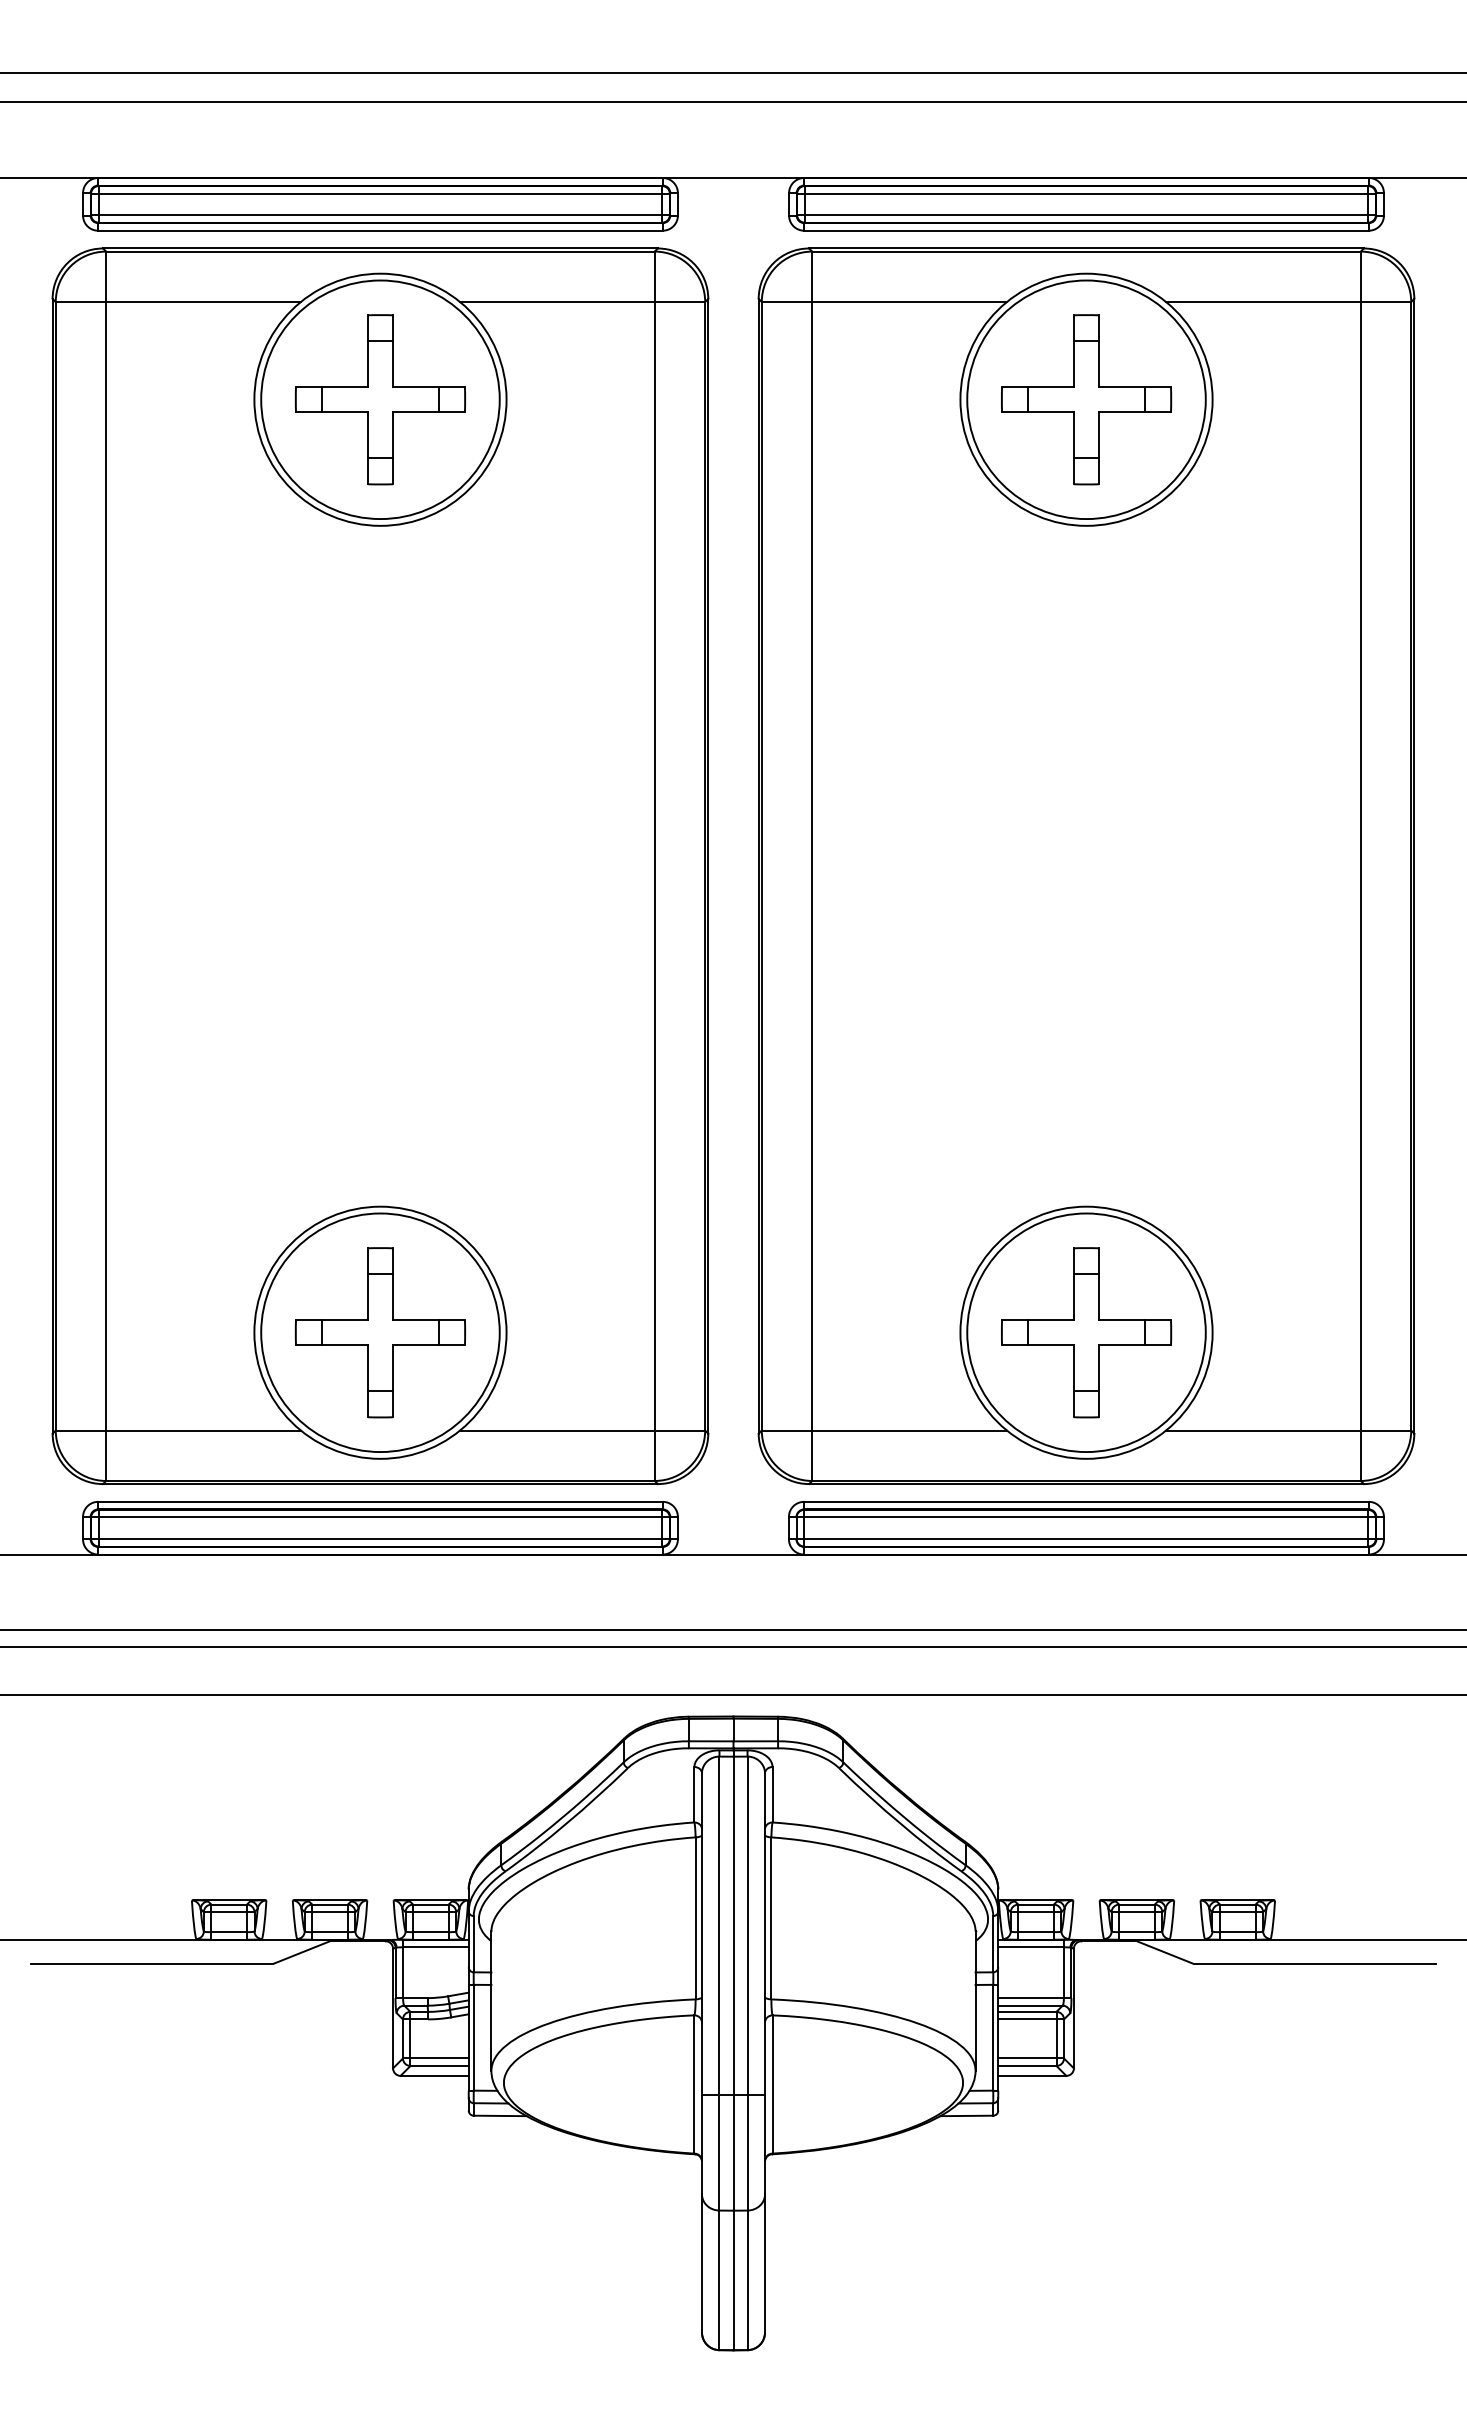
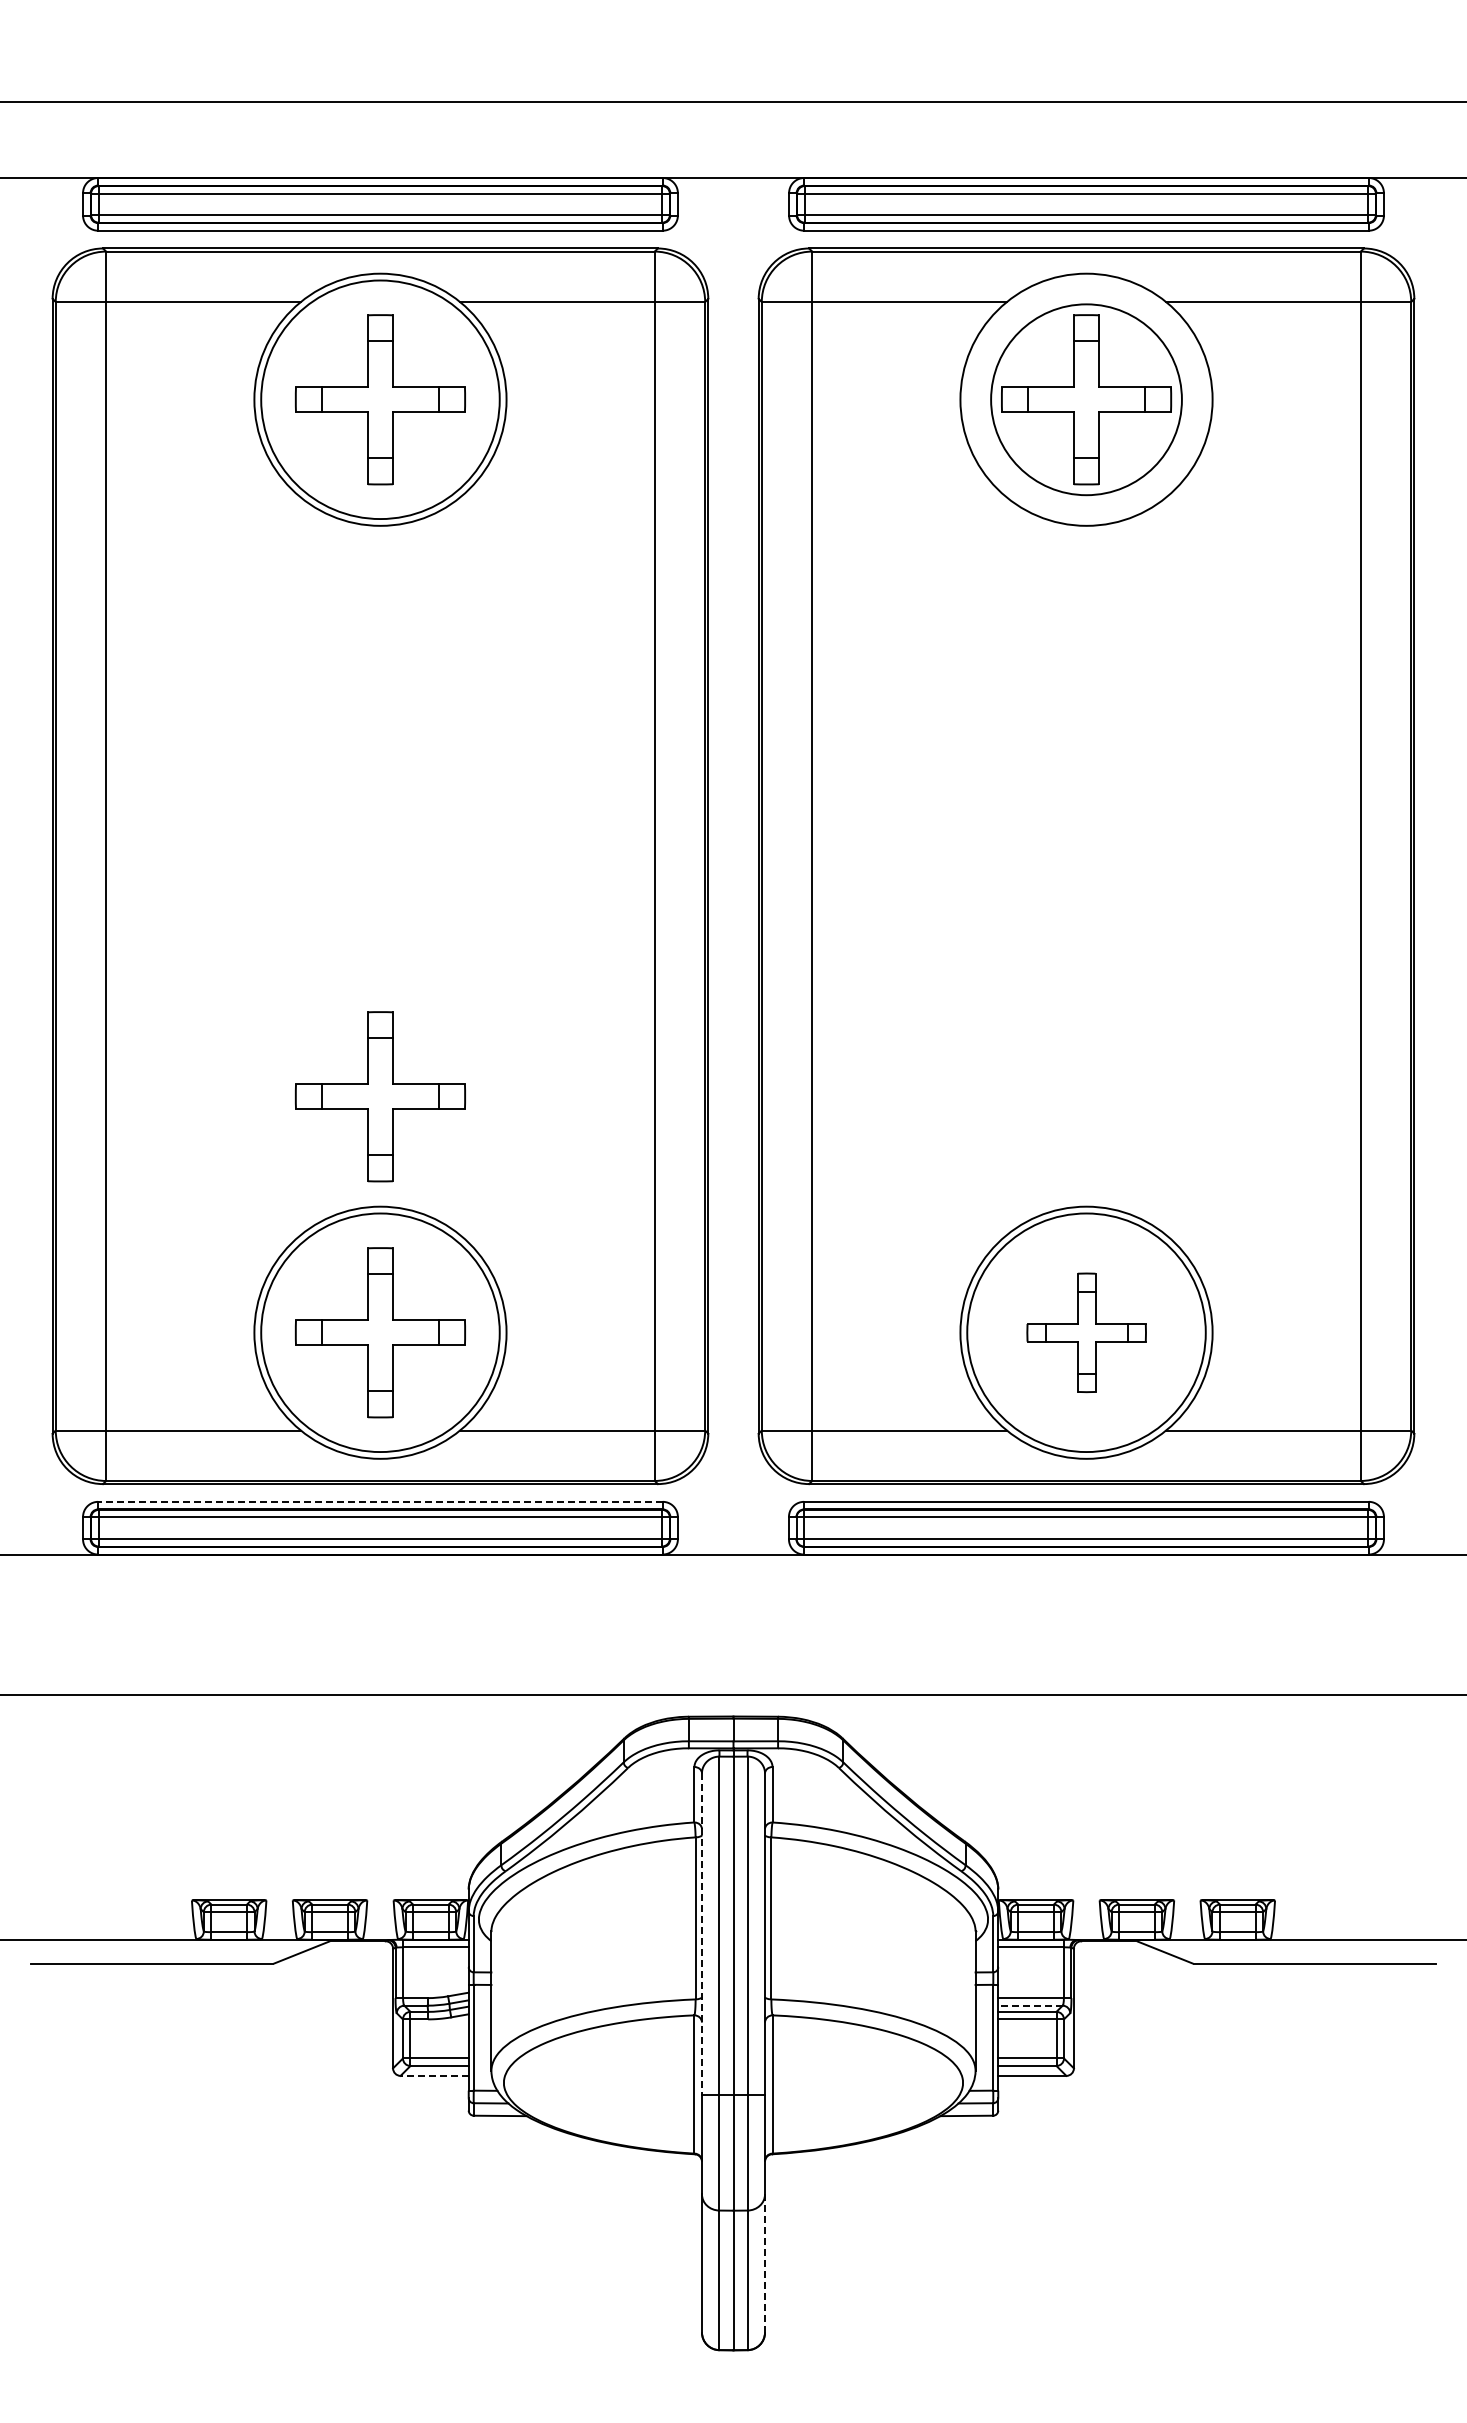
line: present -> none (732, 72)
circle diameter: 239 px -> 191 px (1086, 399)
part: none -> present (379, 1096)
part size: 172x172 px -> 121x122 px (1086, 1332)
line: solid -> dashed (379, 1501)
line: present -> none (732, 1630)
line: present -> none (732, 1647)
line: solid -> dashed (701, 1934)
line: solid -> dashed (1029, 2005)
line: solid -> dashed (434, 2075)
line: solid -> dashed (765, 2262)
